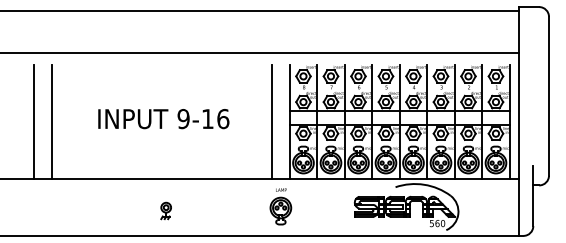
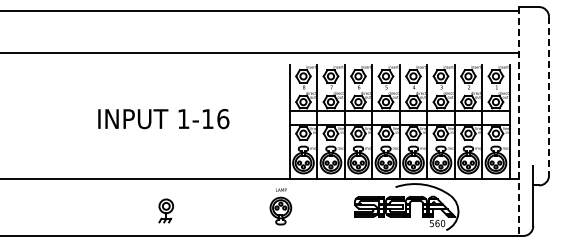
line: solid -> dashed (549, 96)
text: 9-16 -> 1-16 (183, 119)
line: present -> none (34, 121)
line: present -> none (52, 121)
line: present -> none (272, 121)
line: solid -> dashed (518, 121)
part size: 12x20 px -> 17x26 px (166, 210)
